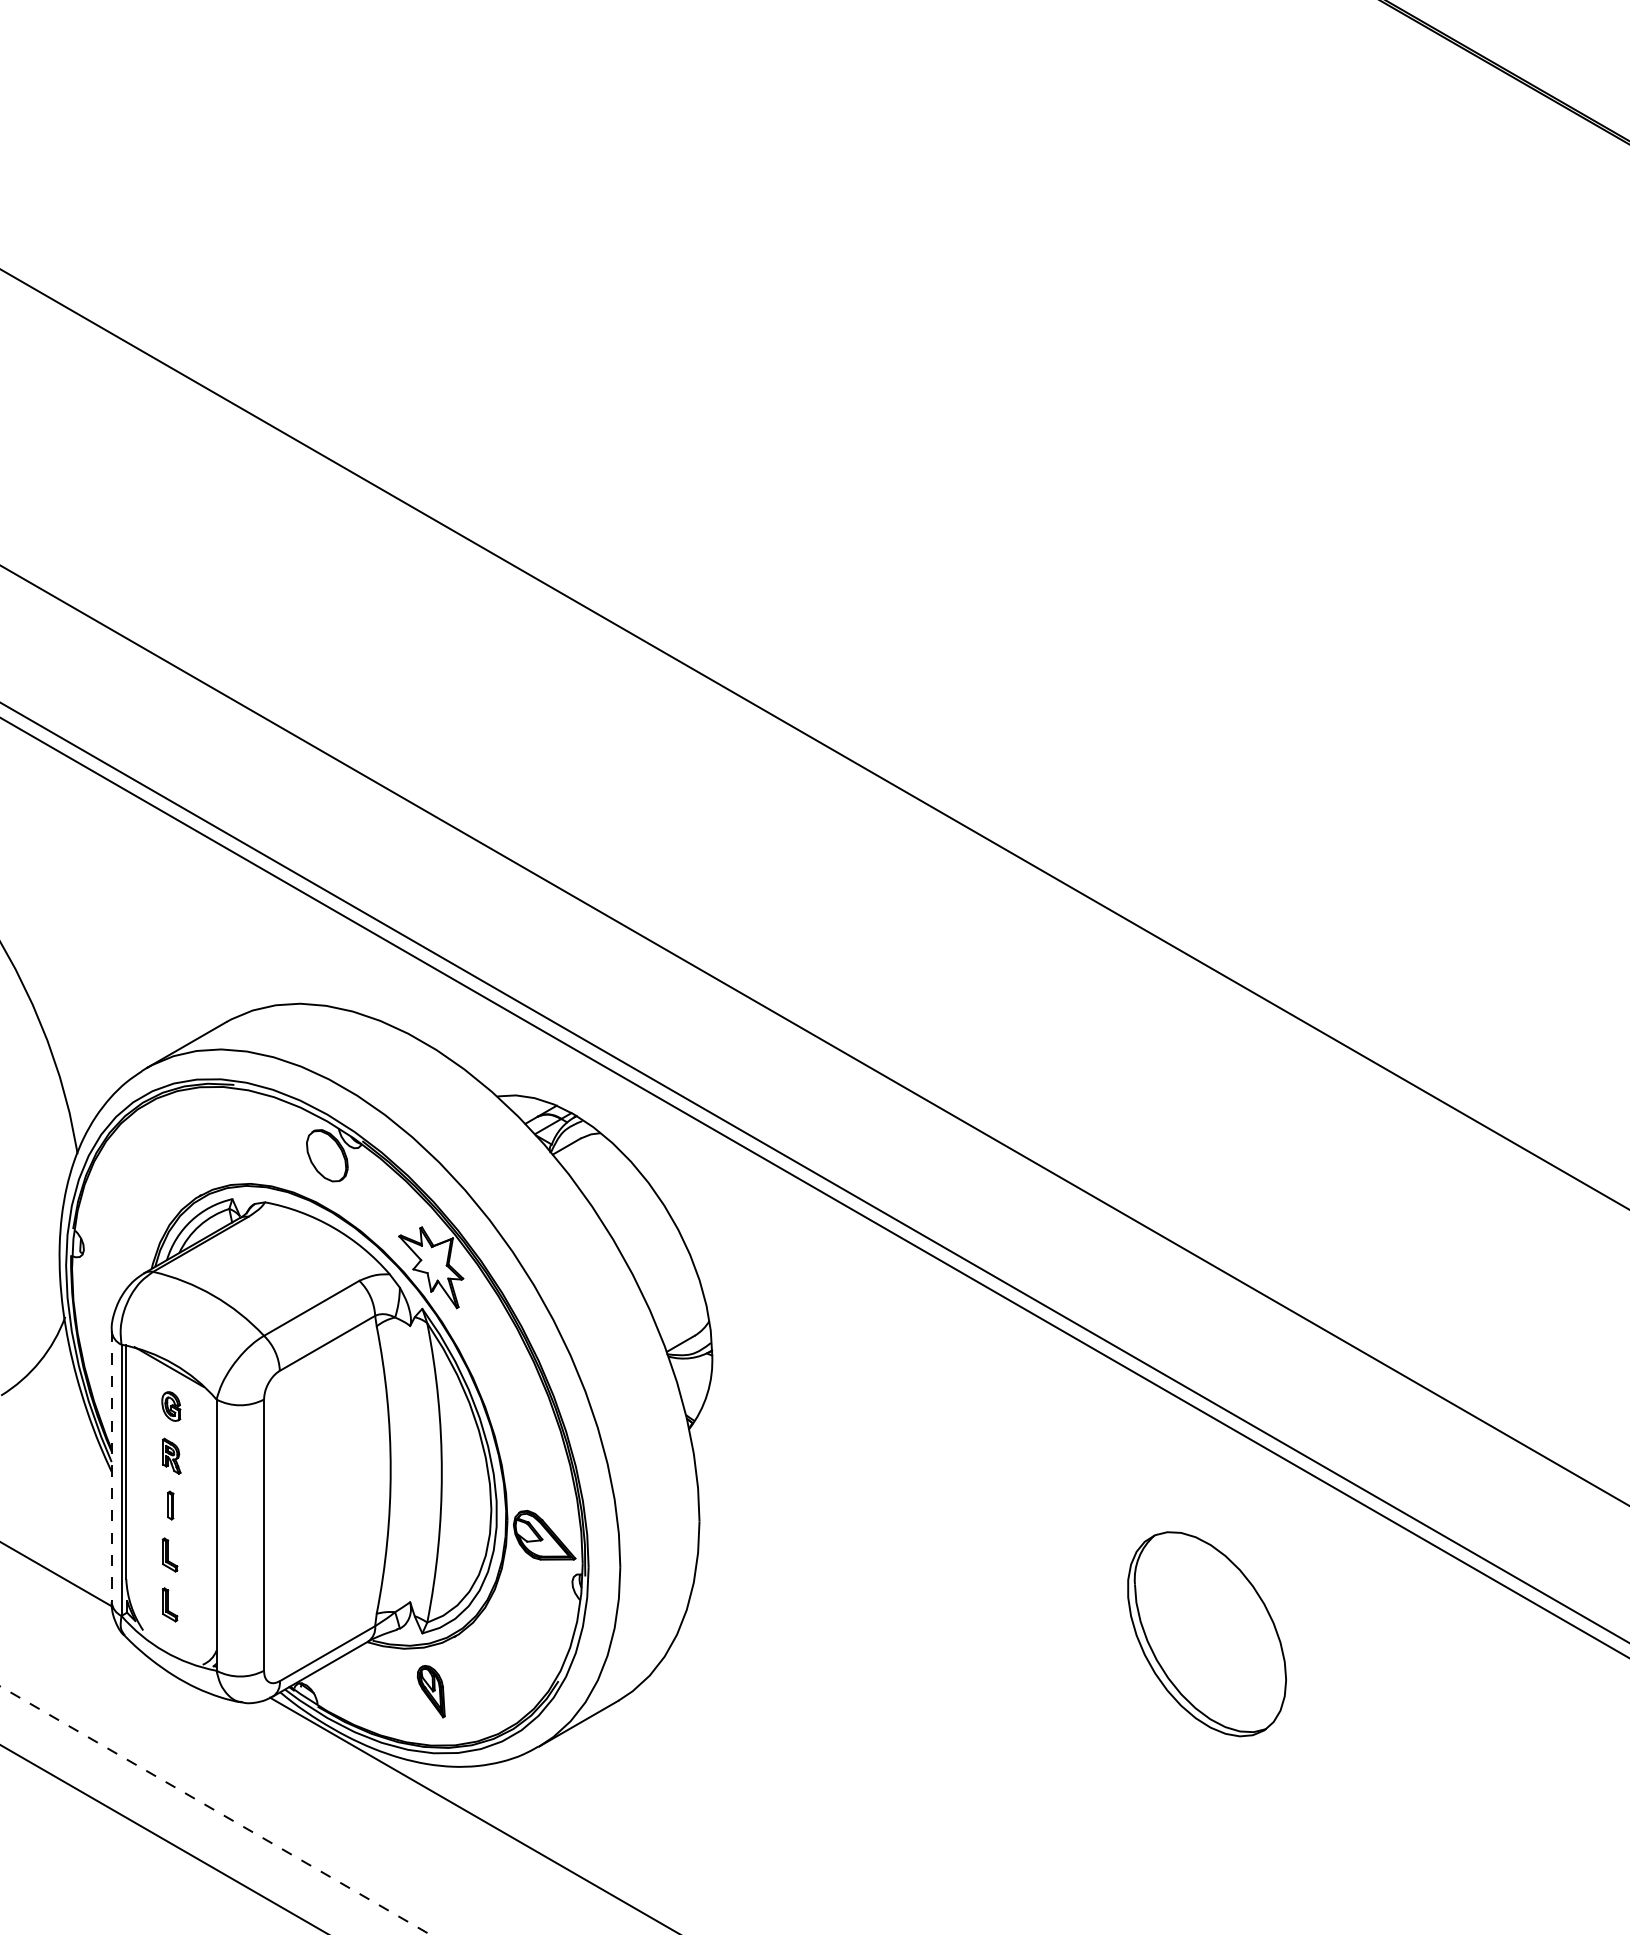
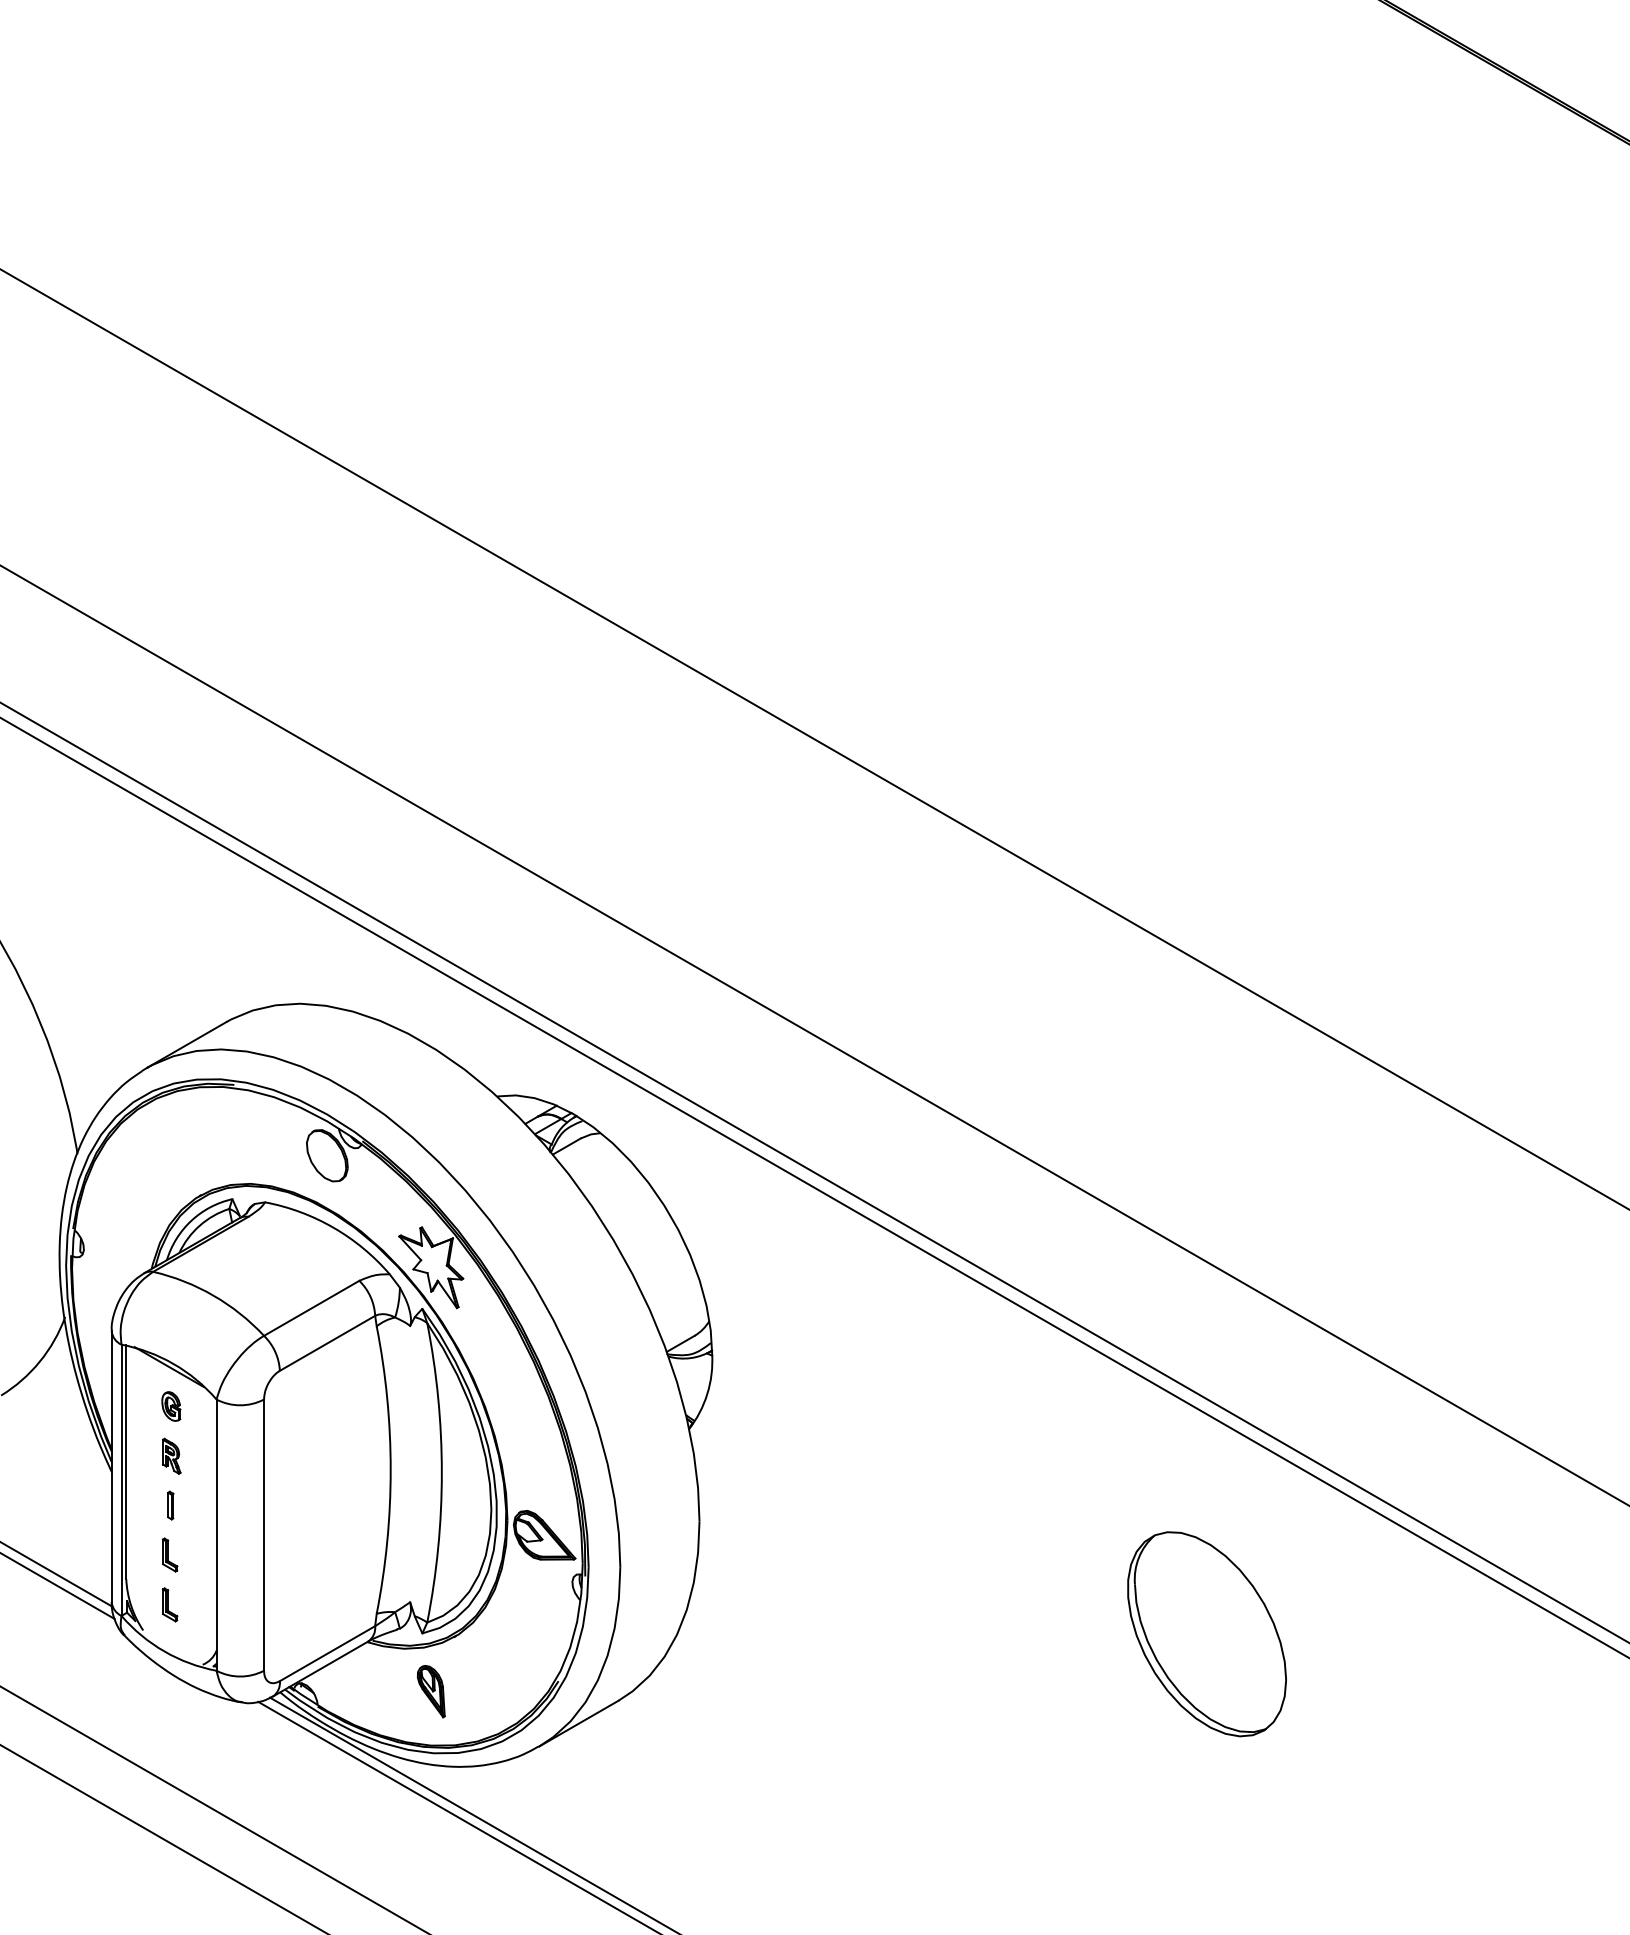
line: dashed -> solid (111, 1466)
line: none -> present (58, 1586)
line: dashed -> solid (214, 1810)
line: none -> present (457, 1816)
